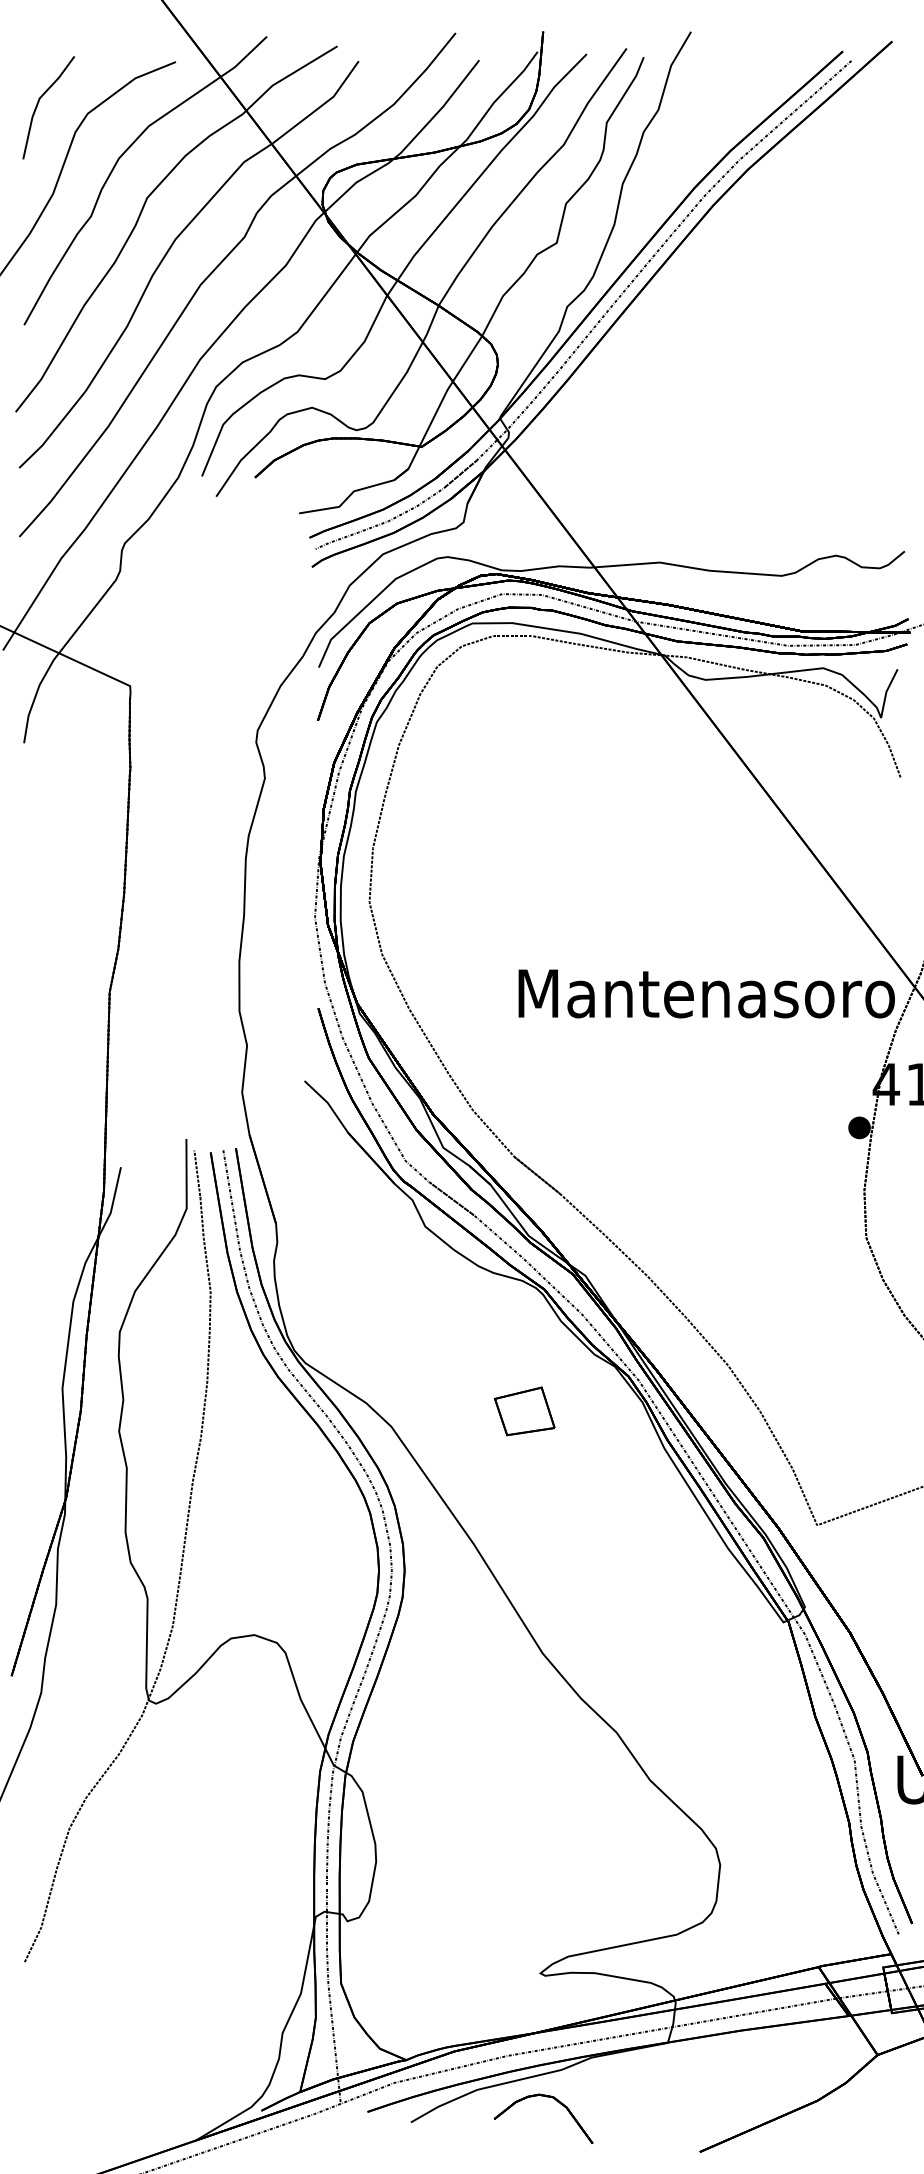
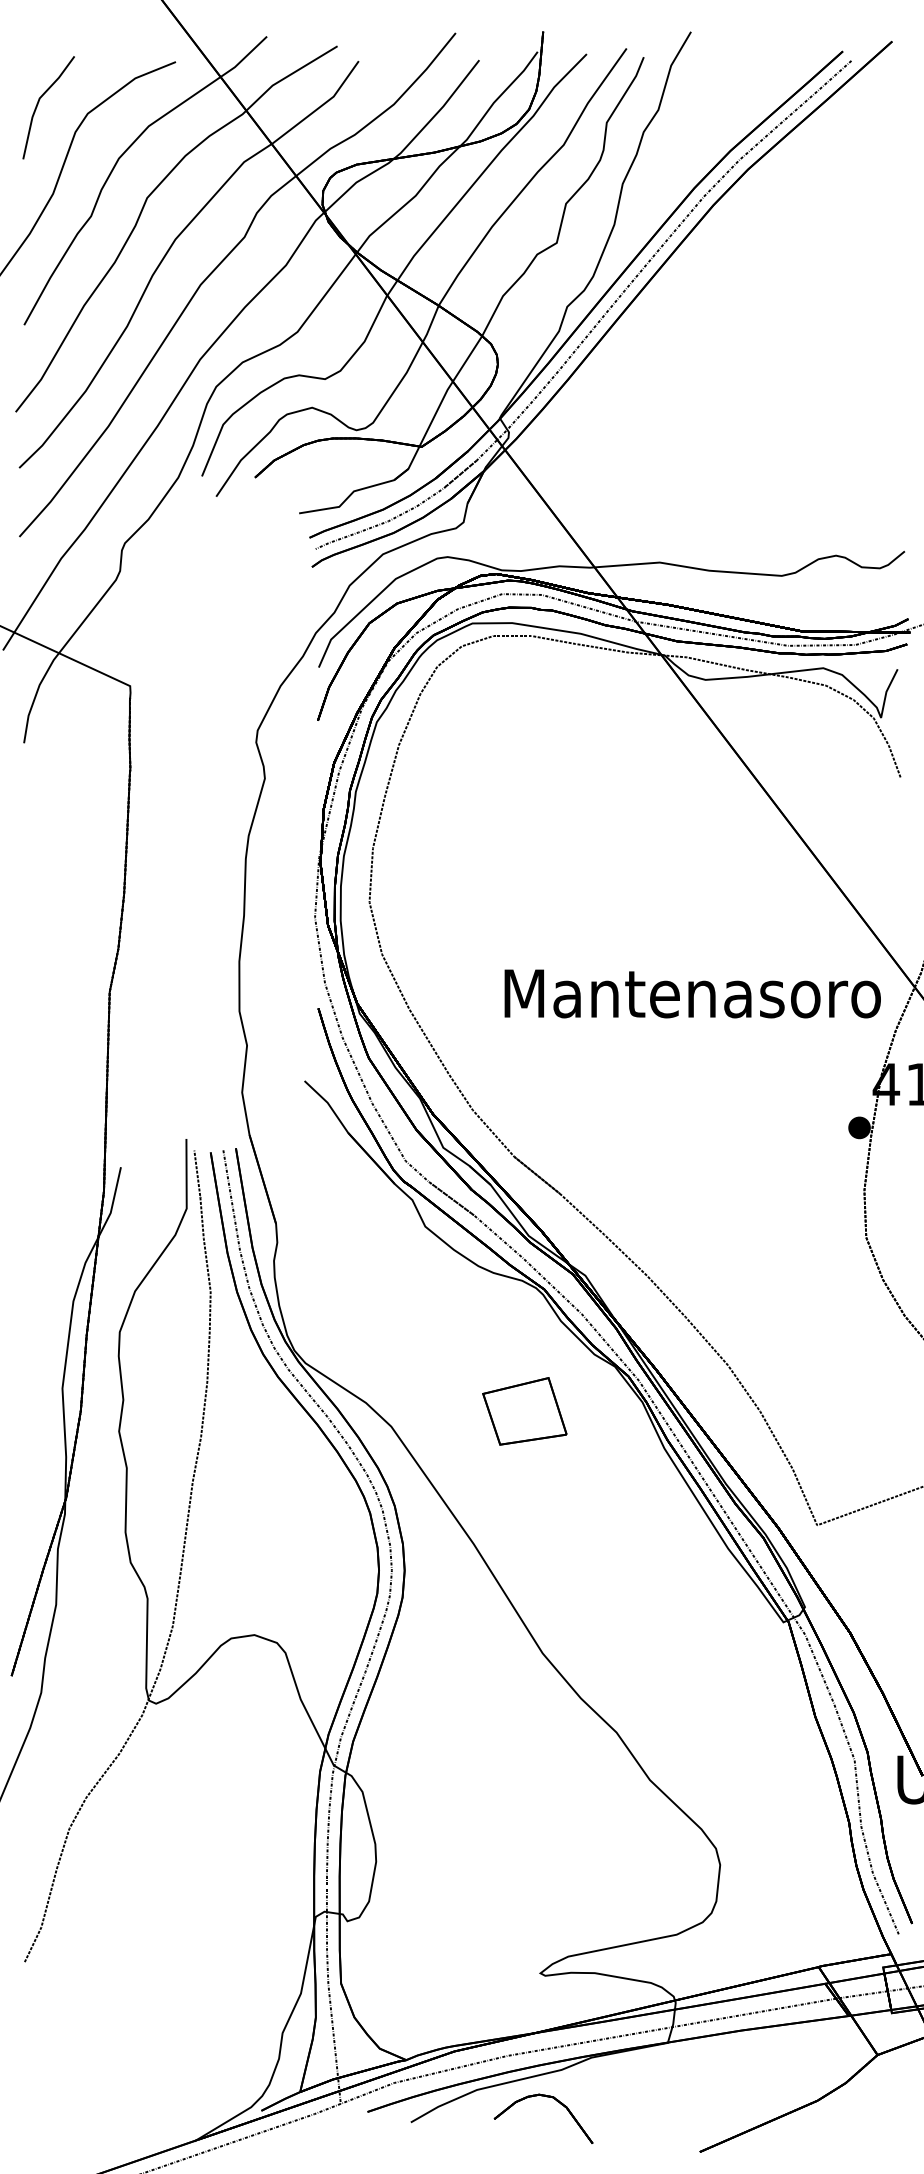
text position: (706, 993) -> (692, 993) (692, 993)
part size: 63x51 px -> 86x69 px (524, 1411)
